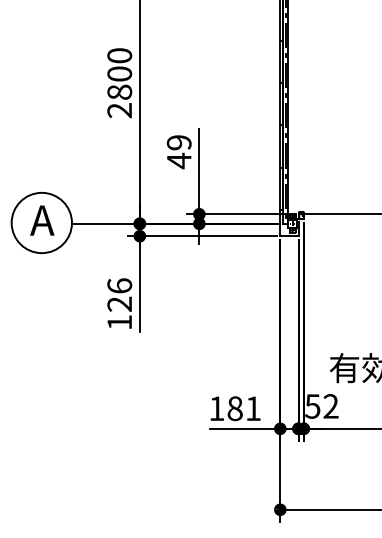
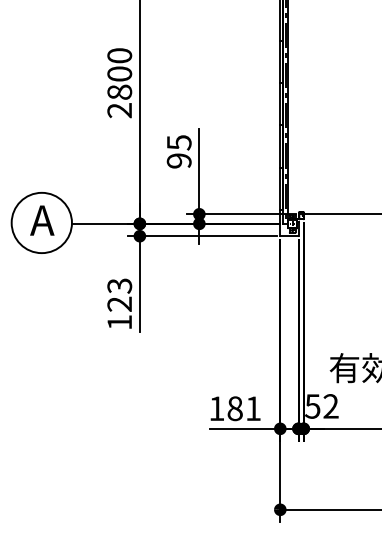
text: 49 -> 95 (178, 152)
text: 126 -> 123 (119, 285)
